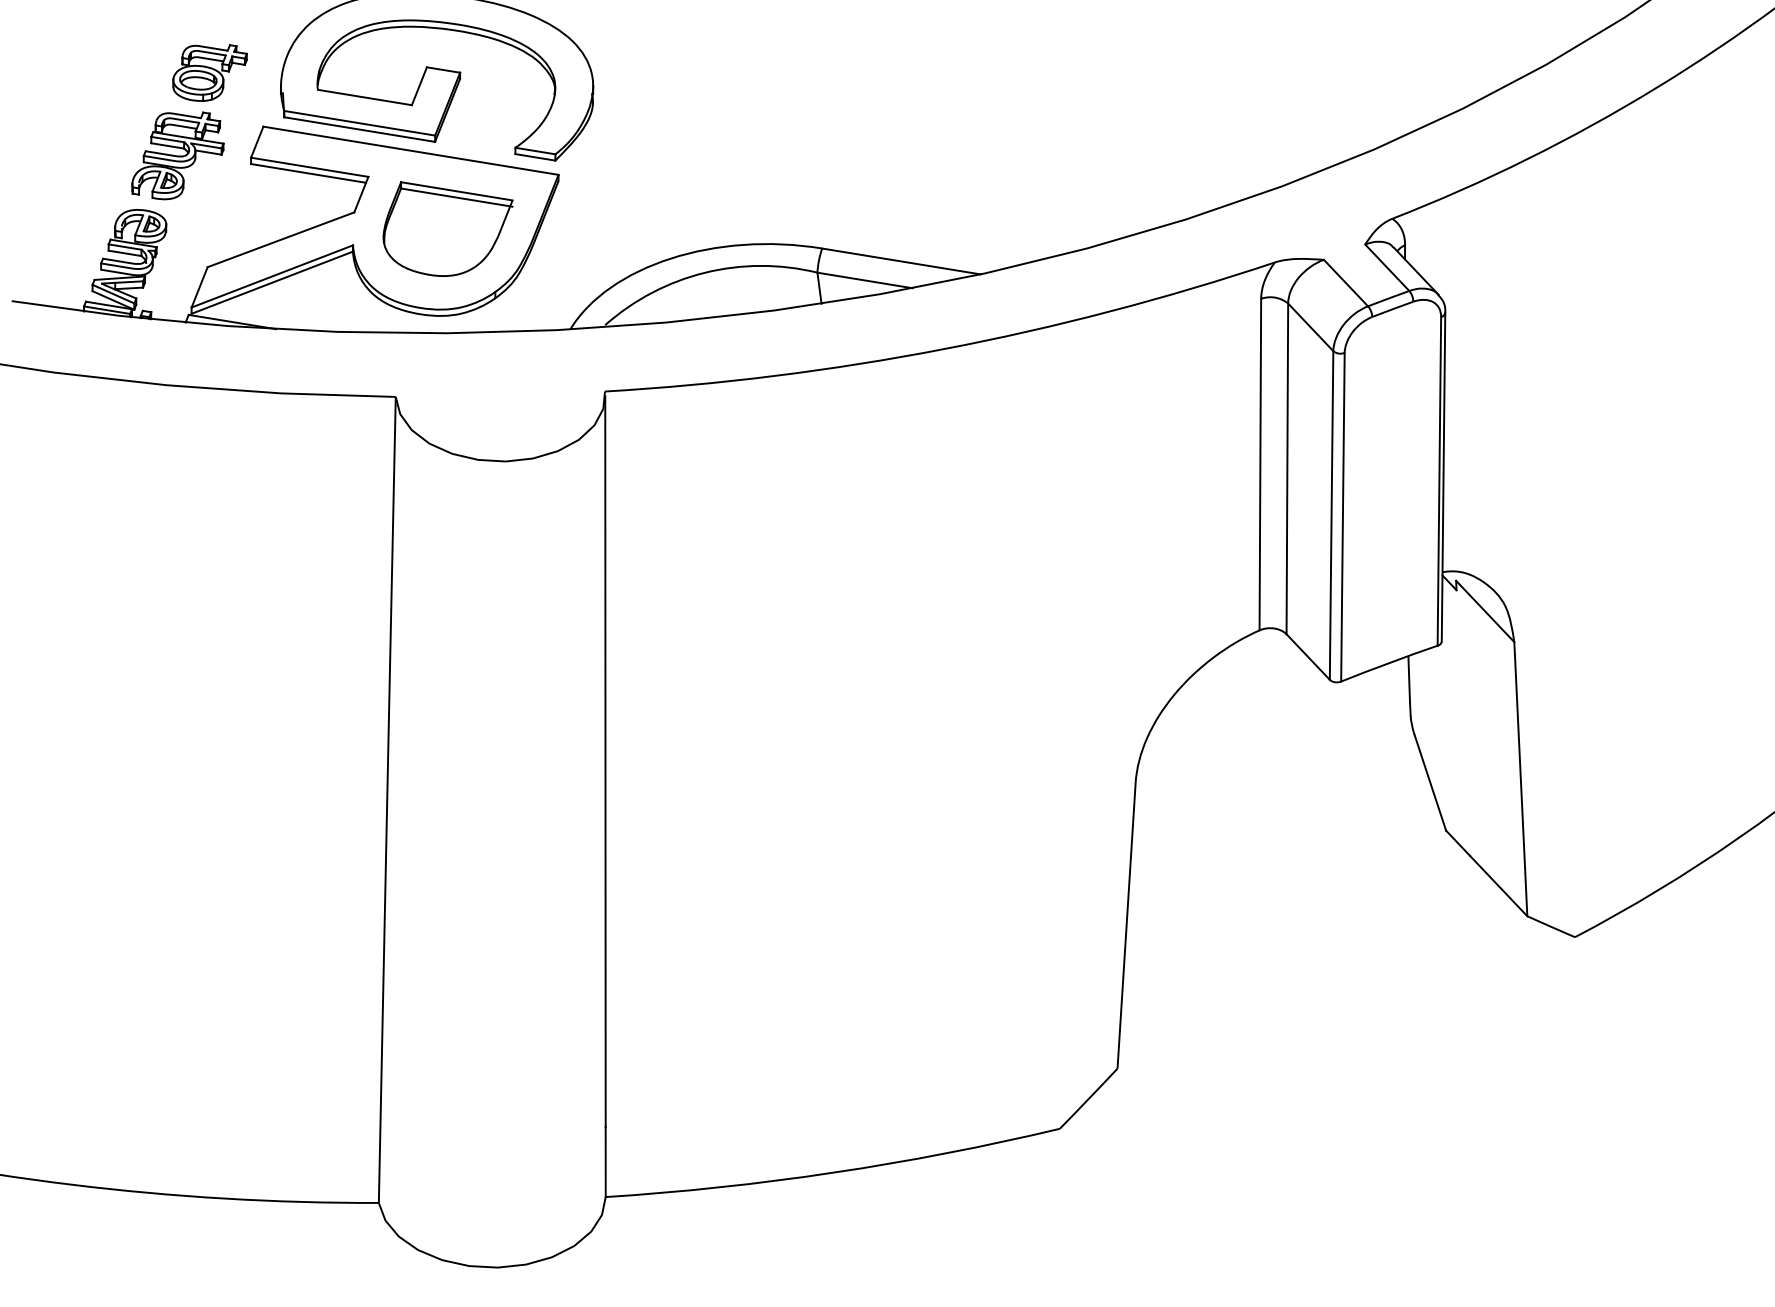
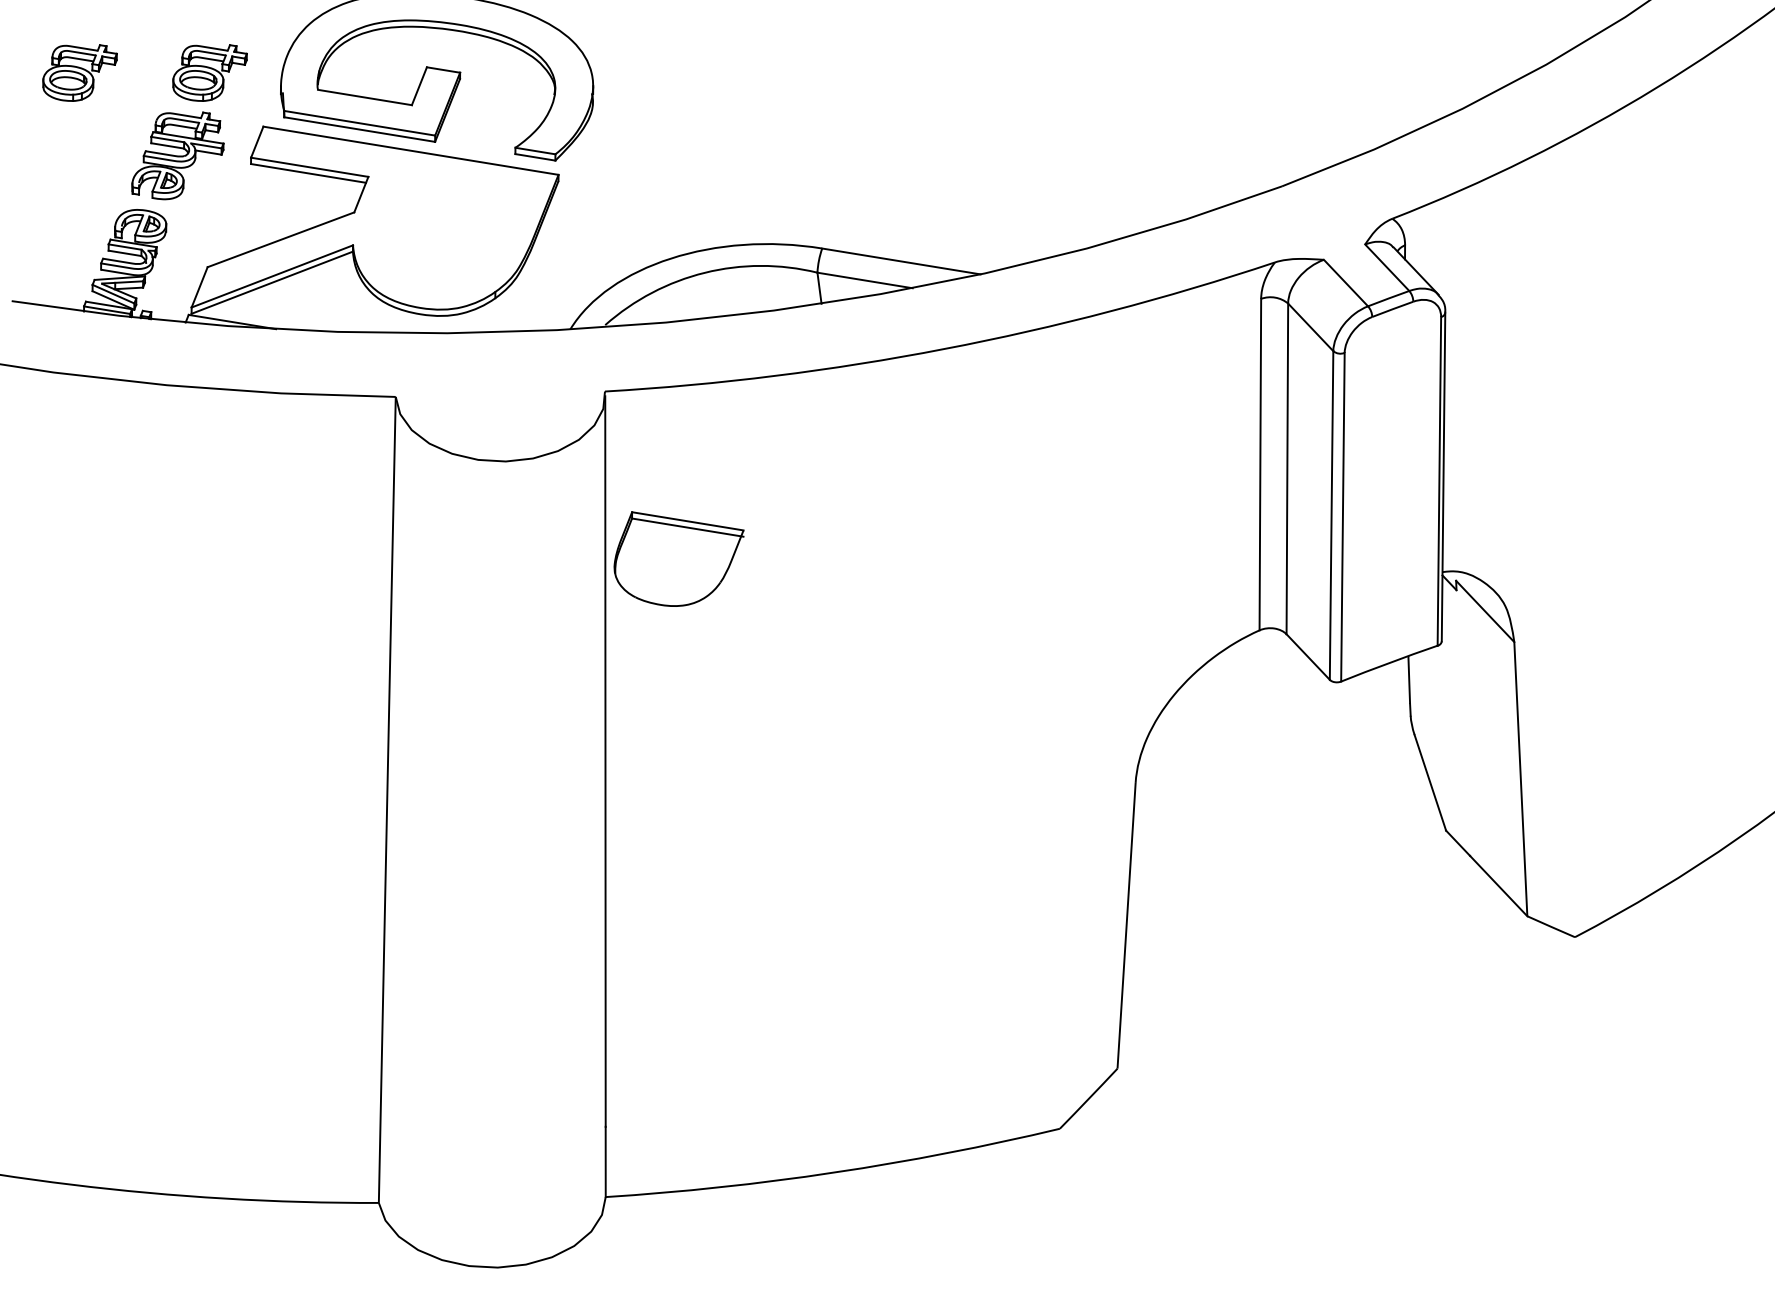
part: none -> present (79, 72)
part position: (447, 228) -> (678, 558) (678, 558)
